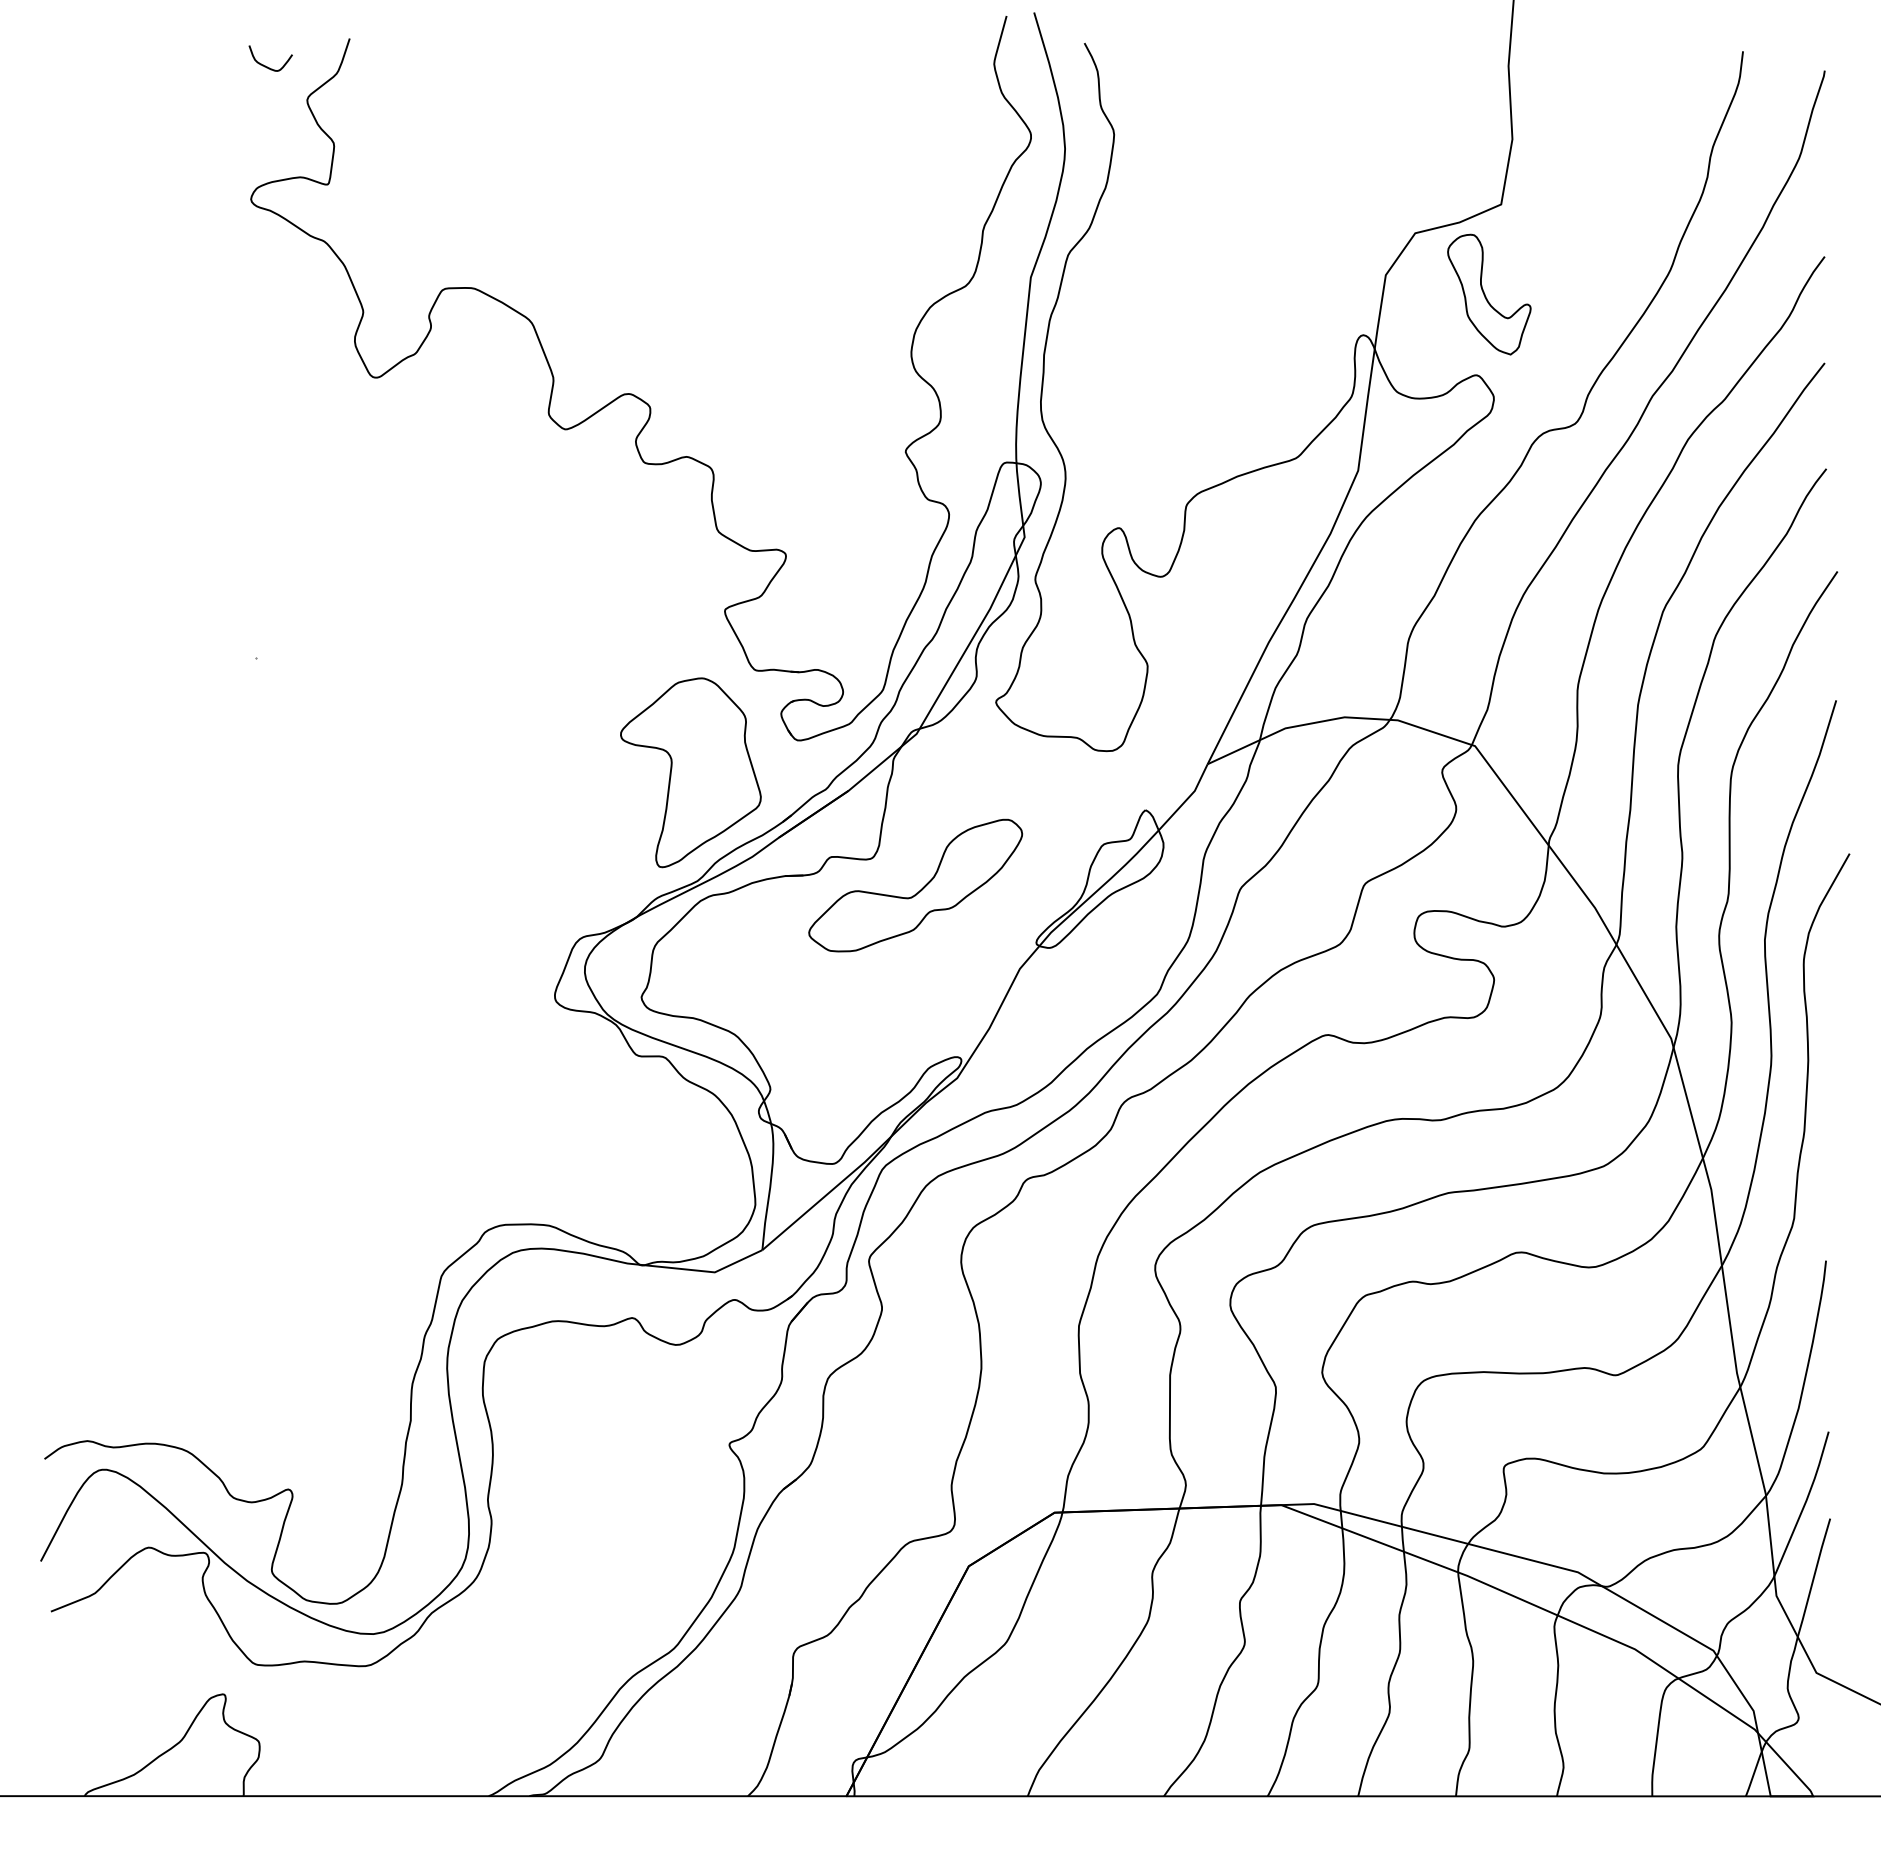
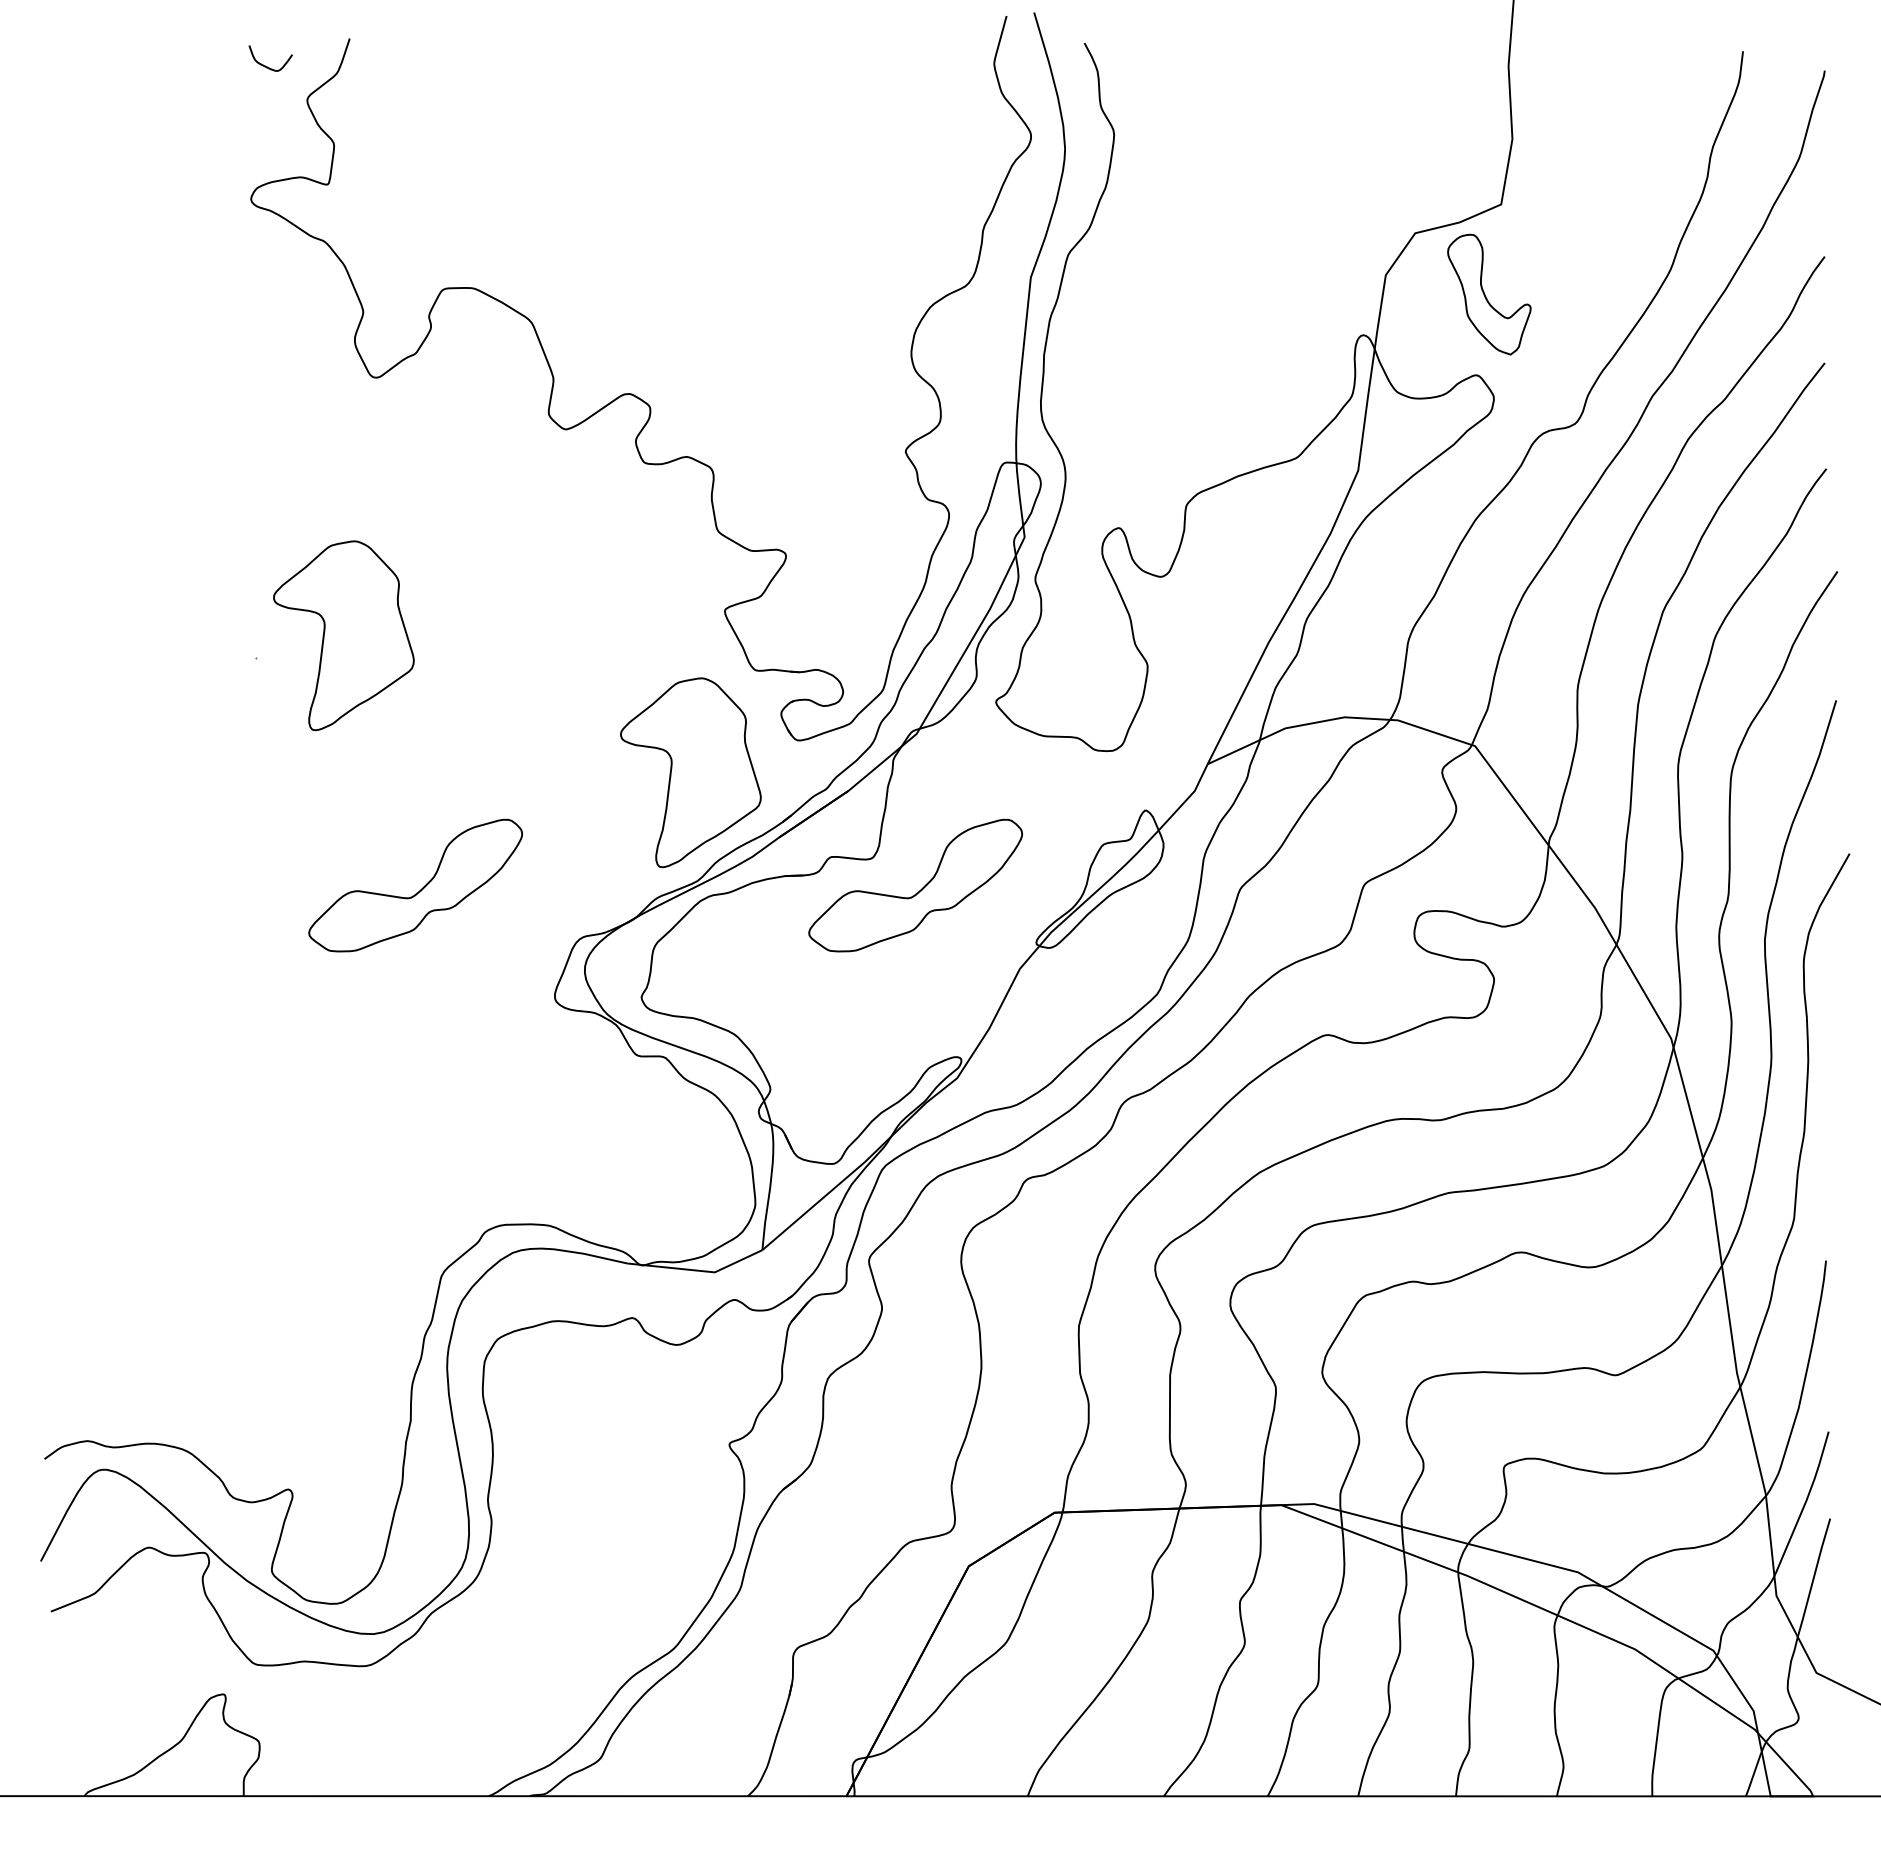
part: none -> present (343, 635)
part: none -> present (420, 889)
